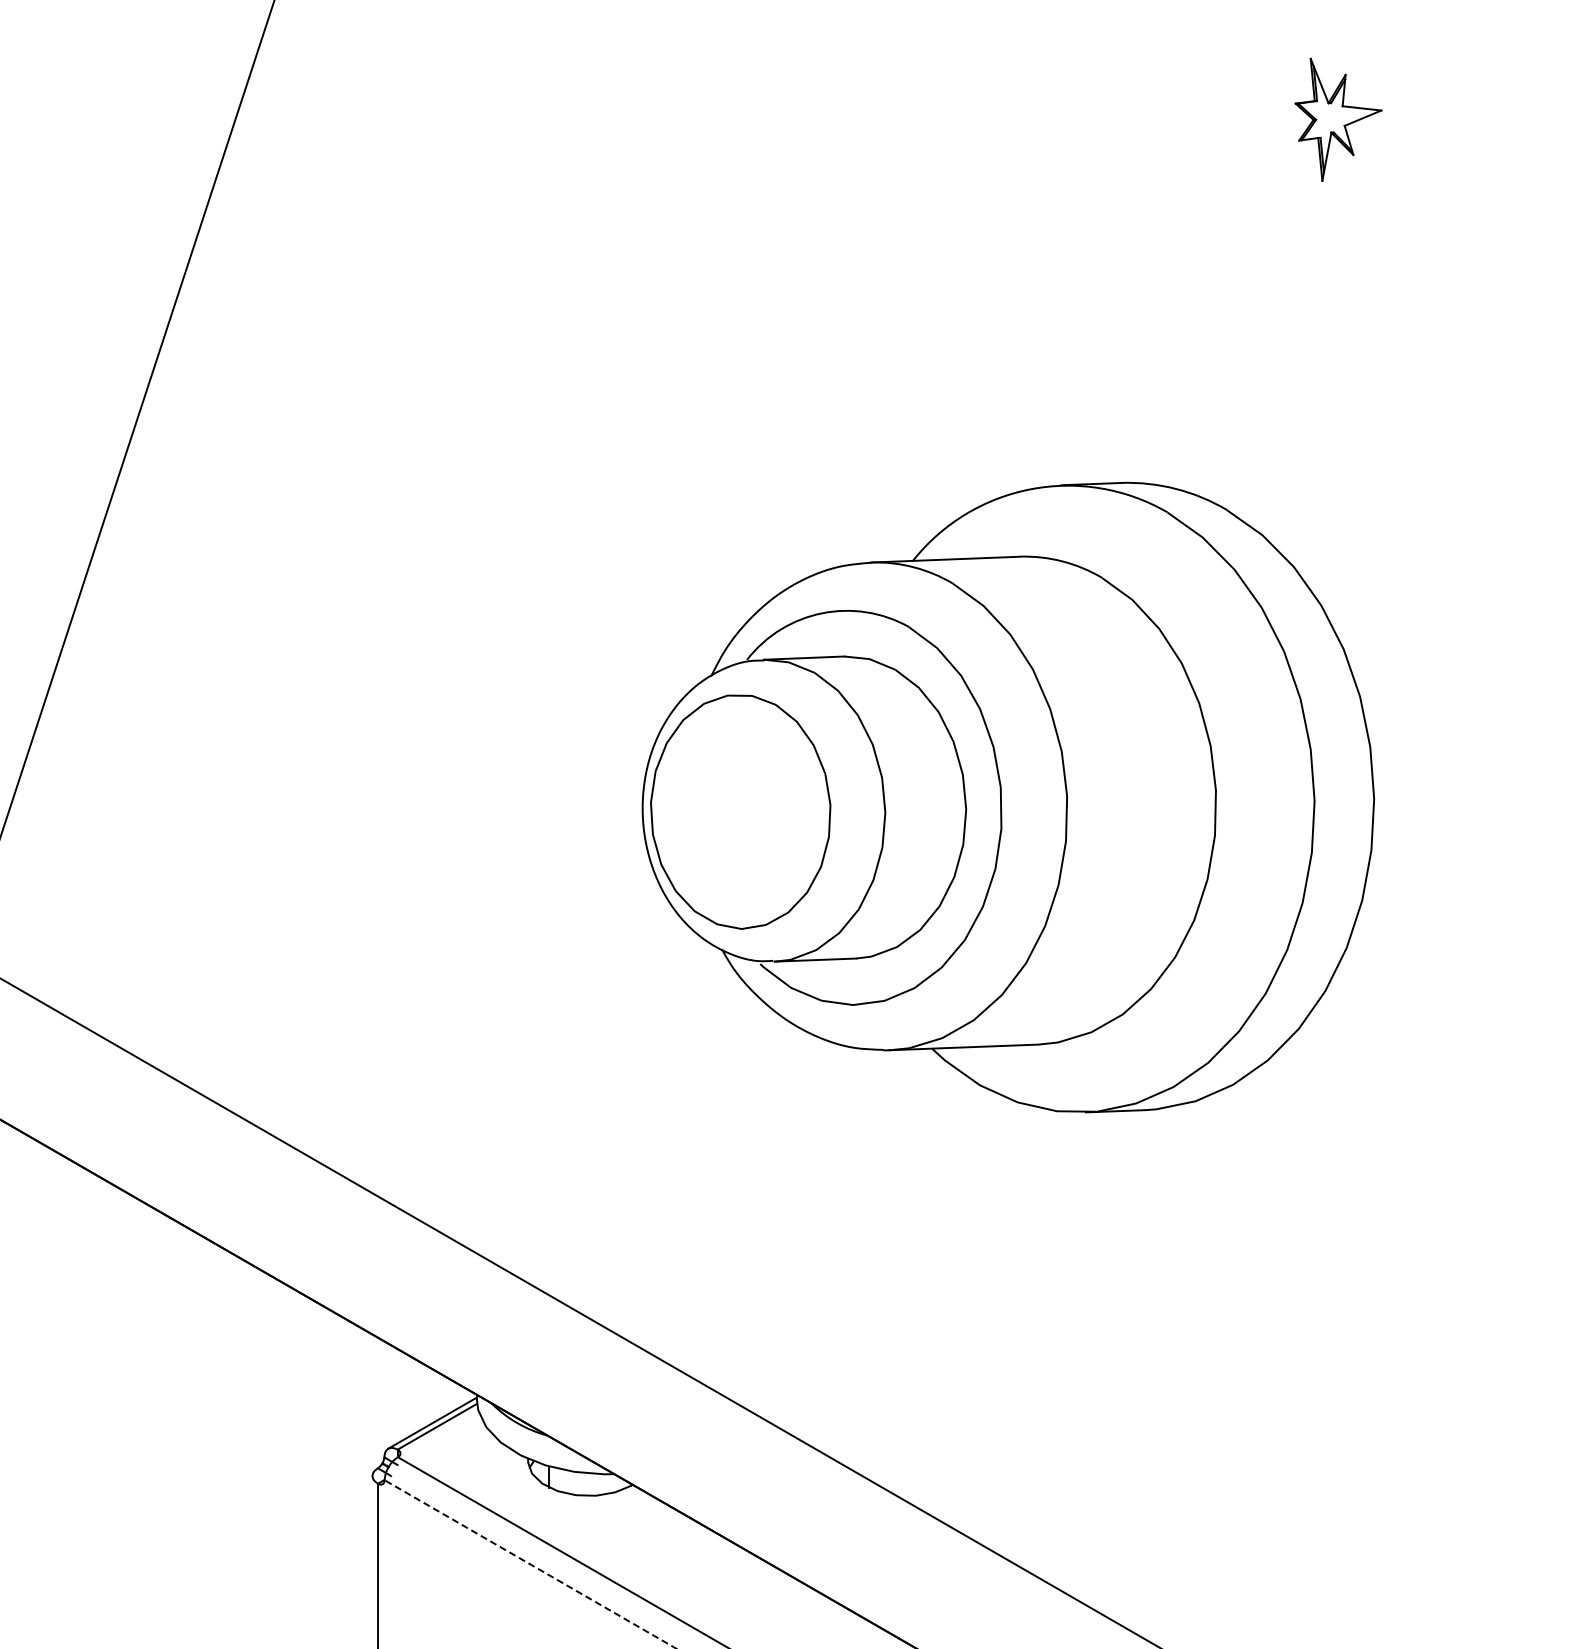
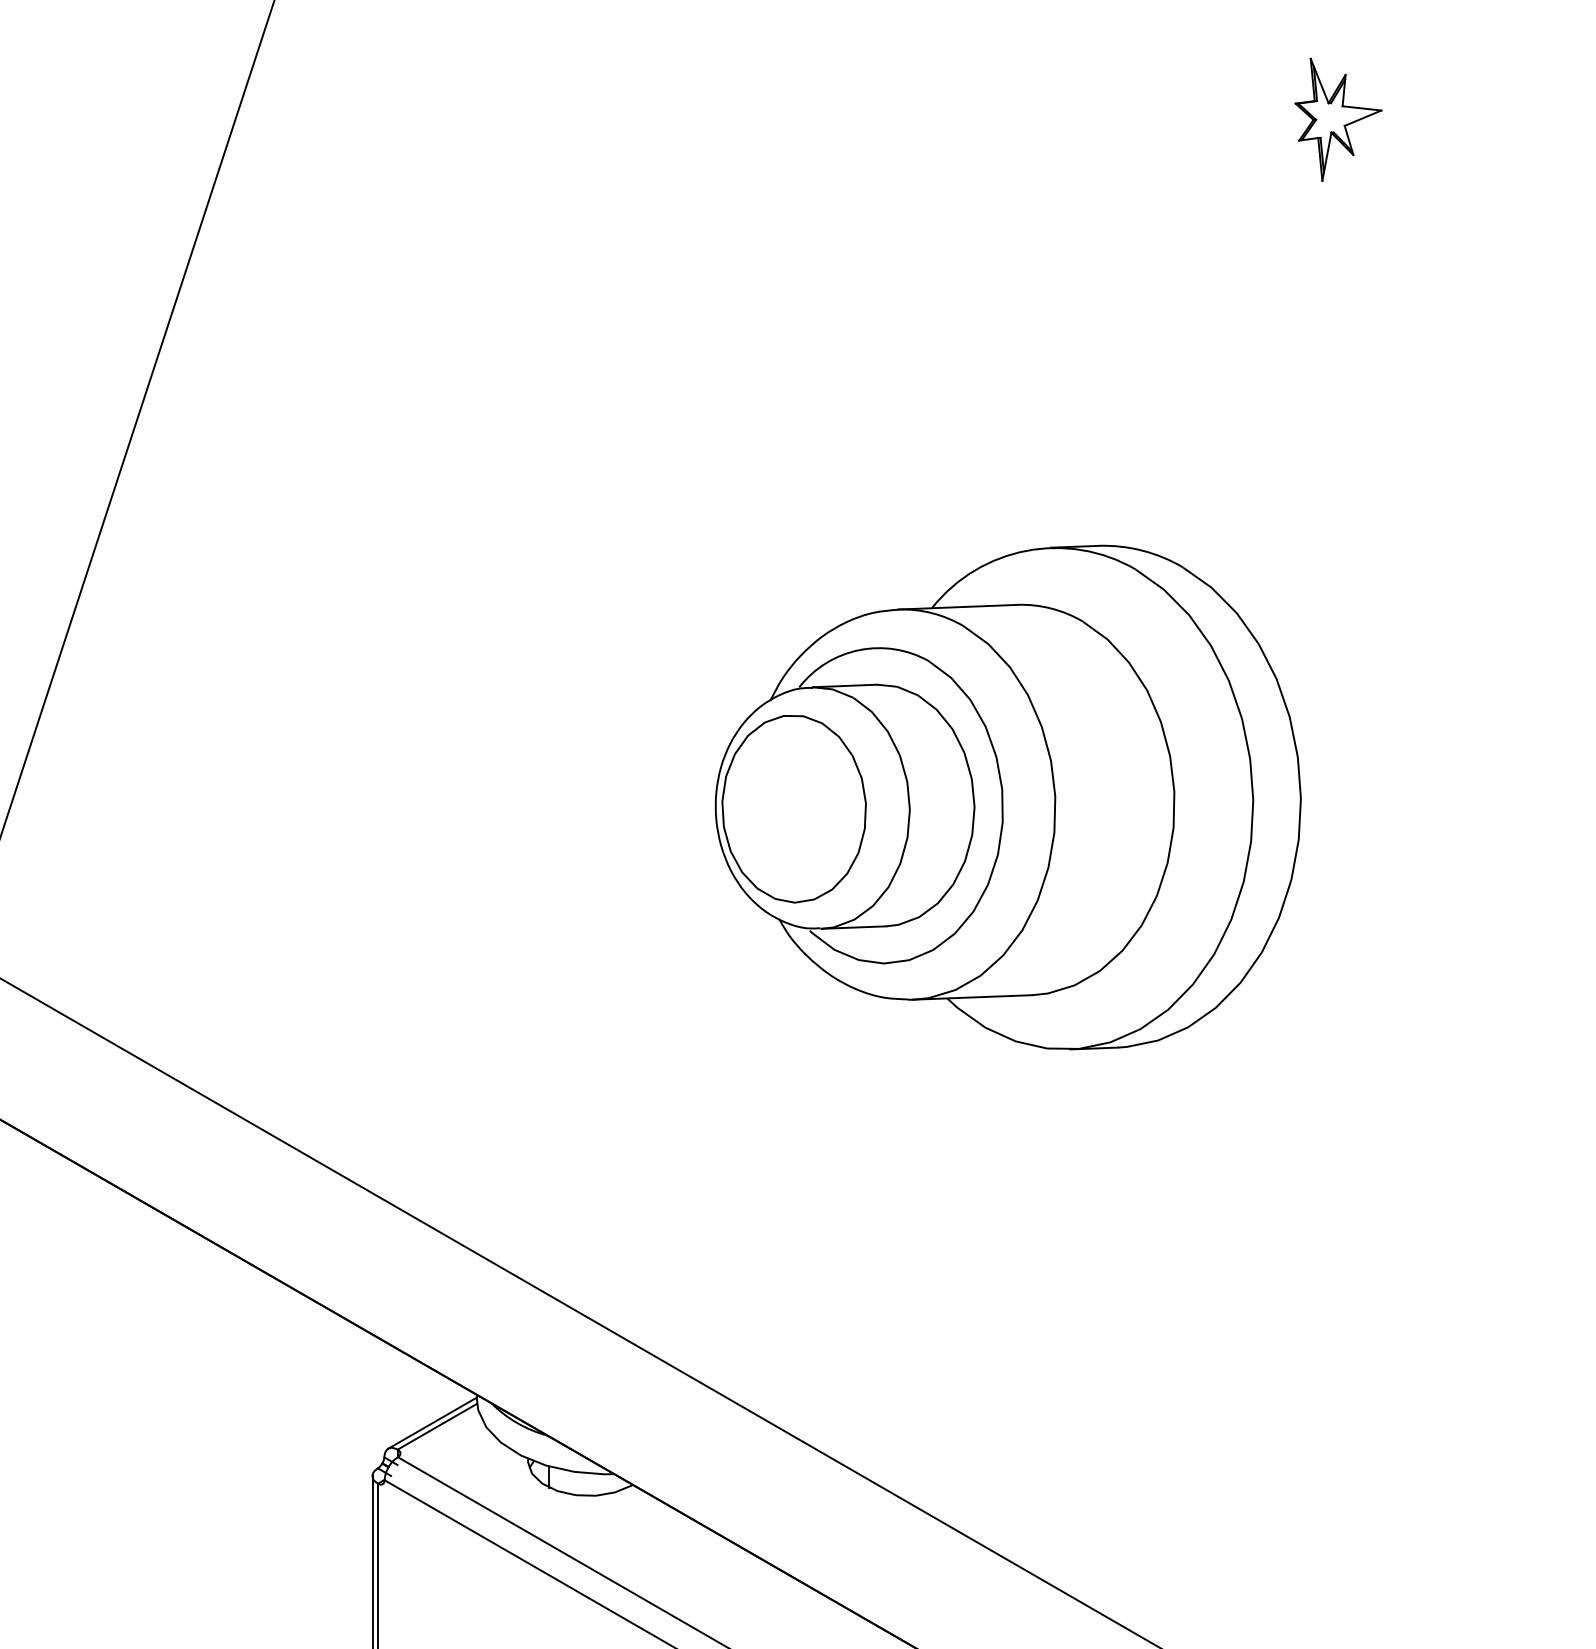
part size: 734x633 px -> 588x507 px (1007, 797)
line: none -> present (372, 1560)
line: dashed -> solid (530, 1564)
